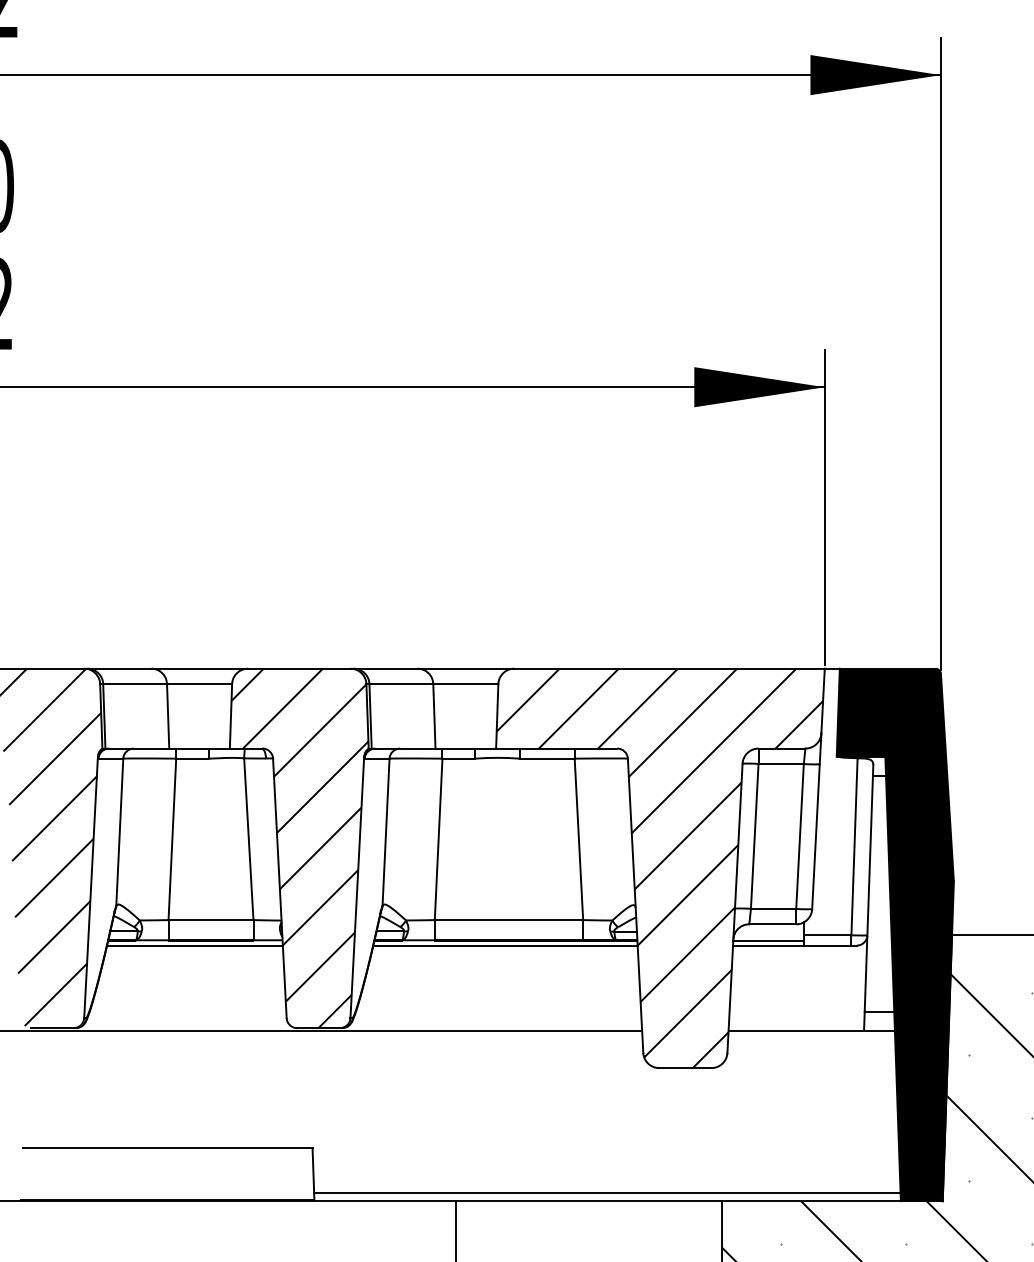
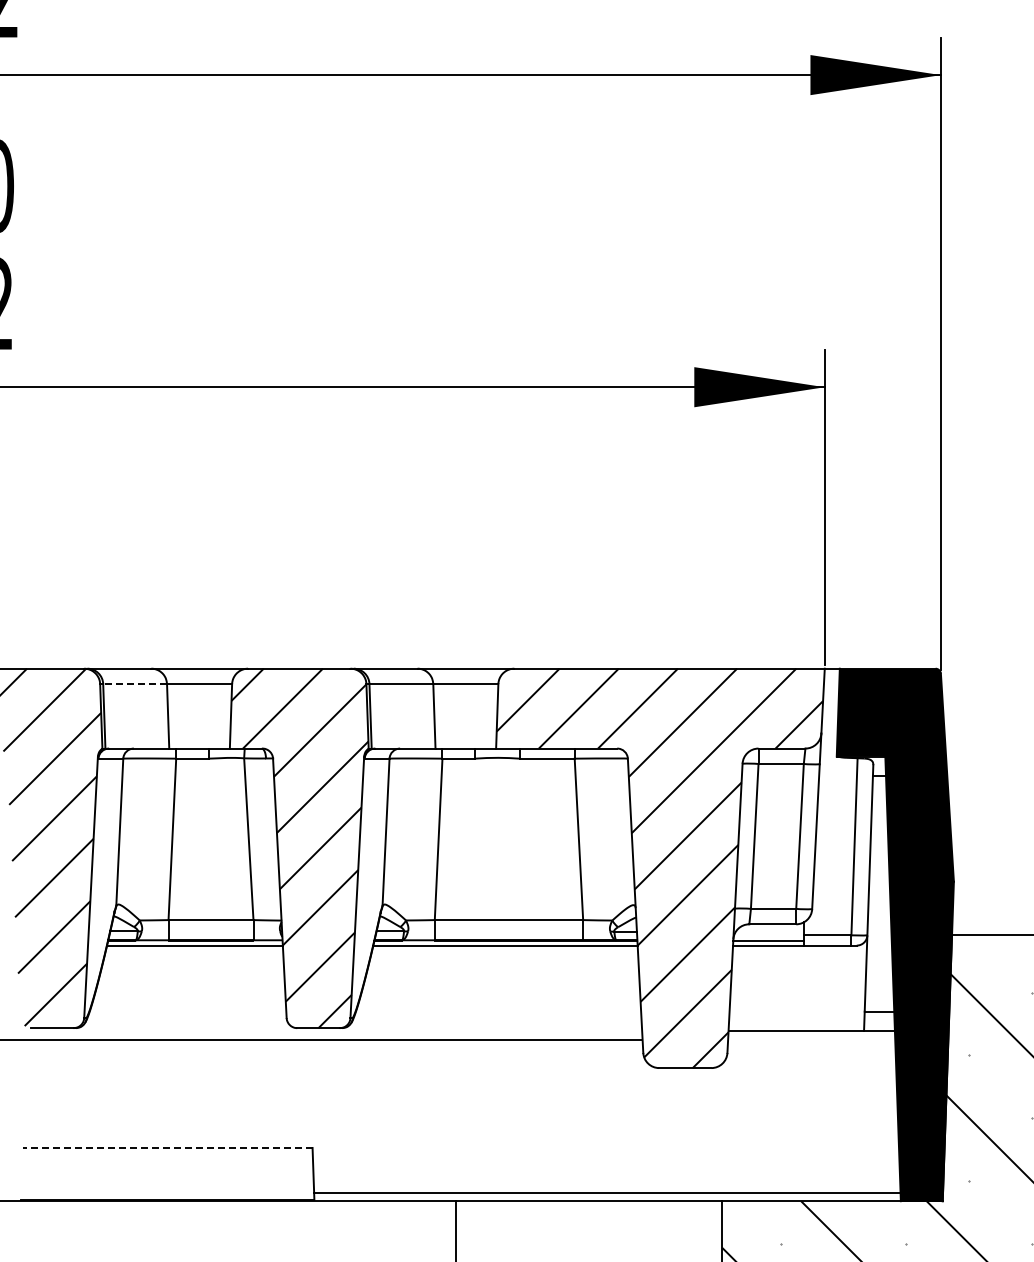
line: solid -> dashed (135, 684)
line position: (322, 1030) -> (322, 1039) (322, 1039)
line: solid -> dashed (167, 1147)
